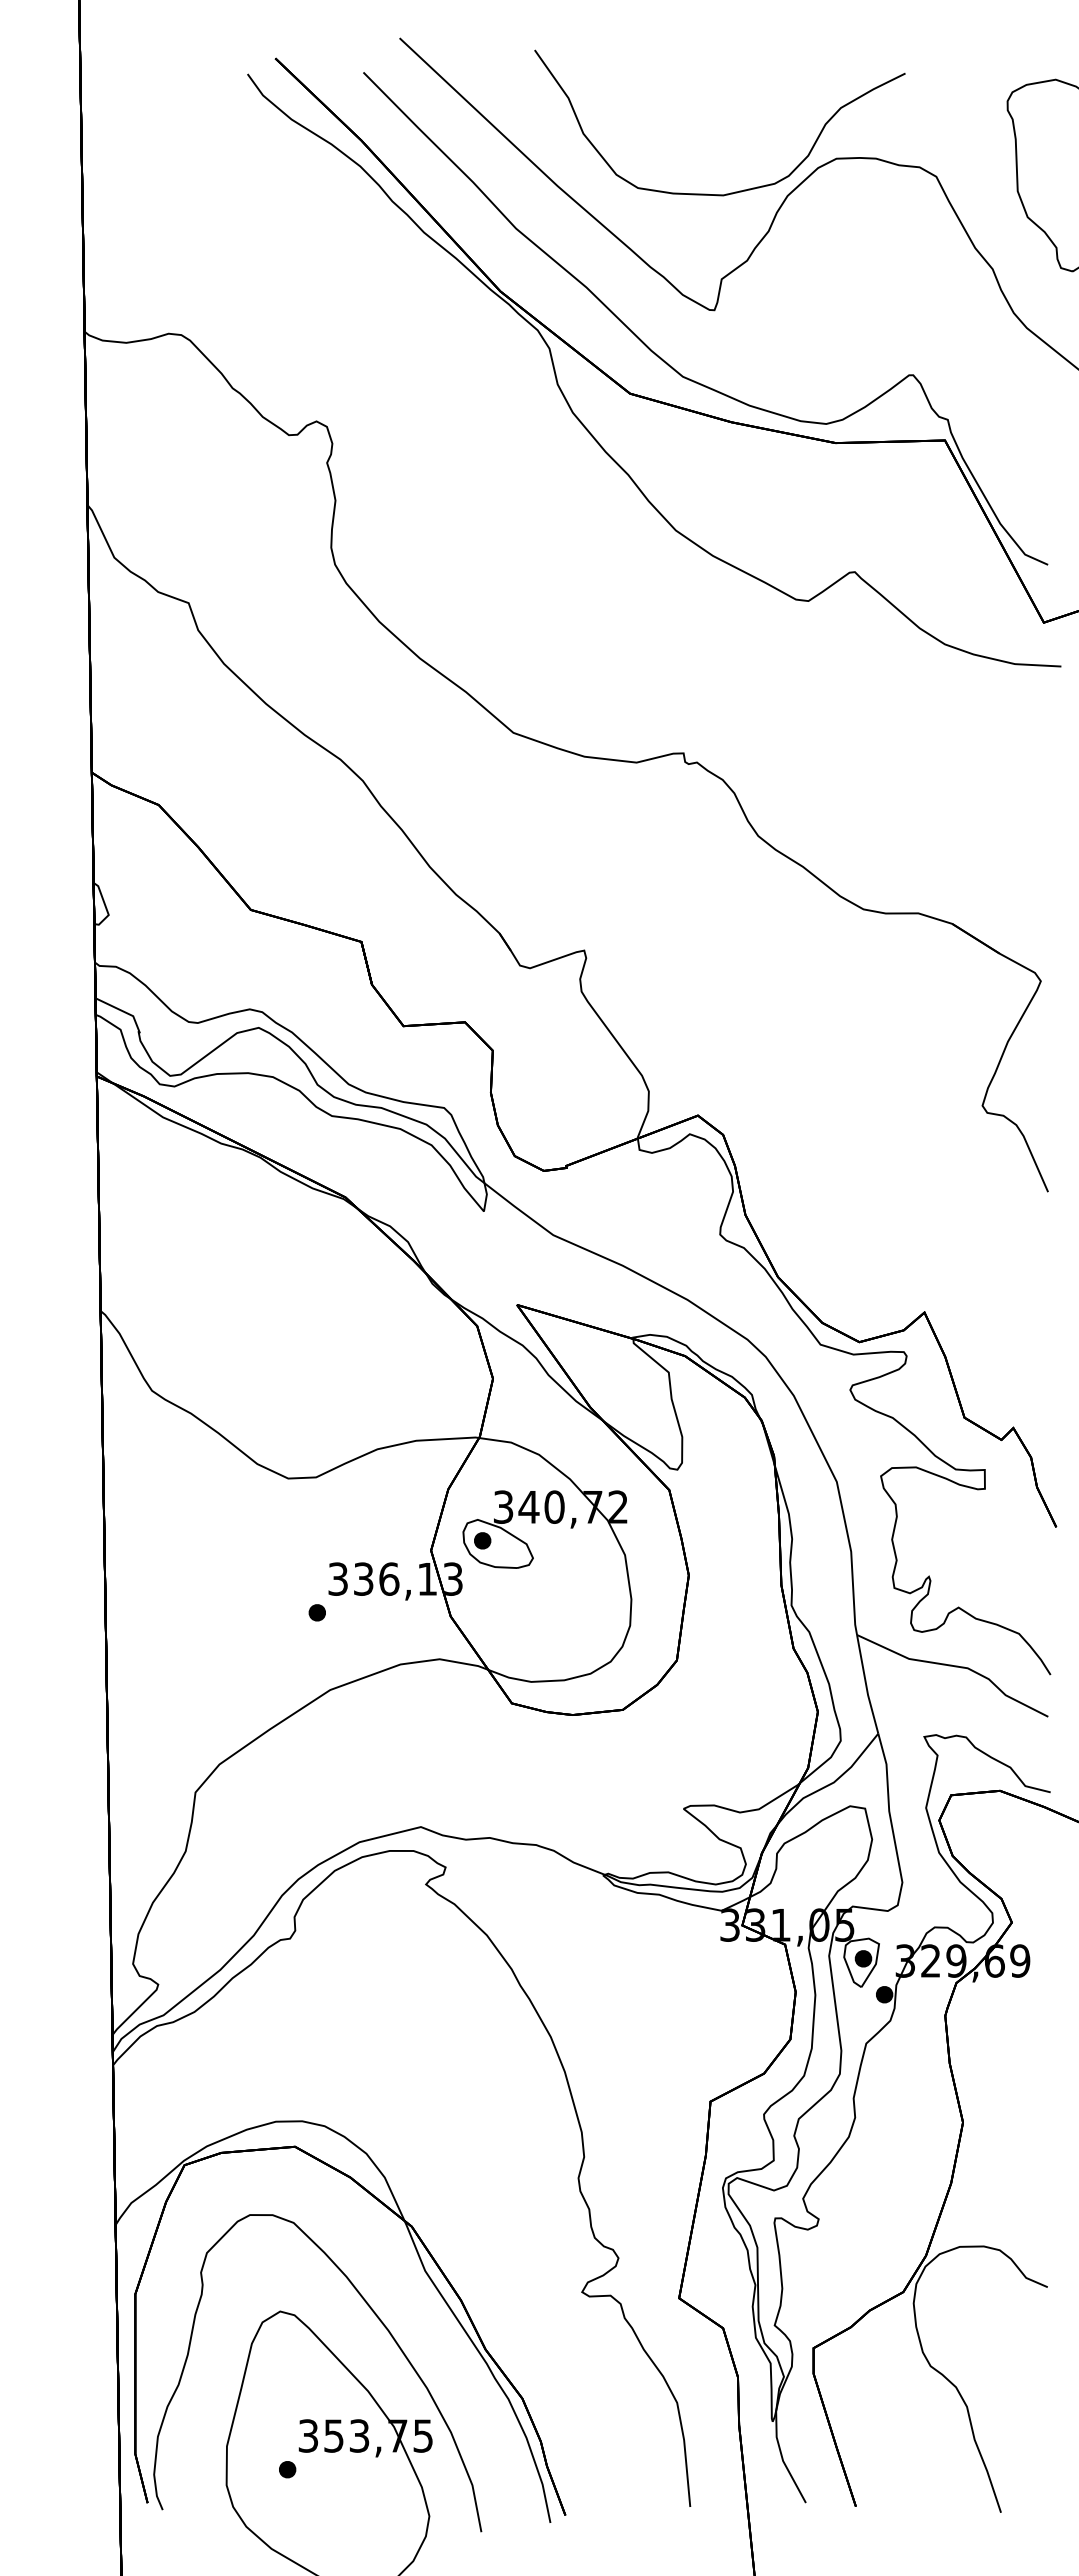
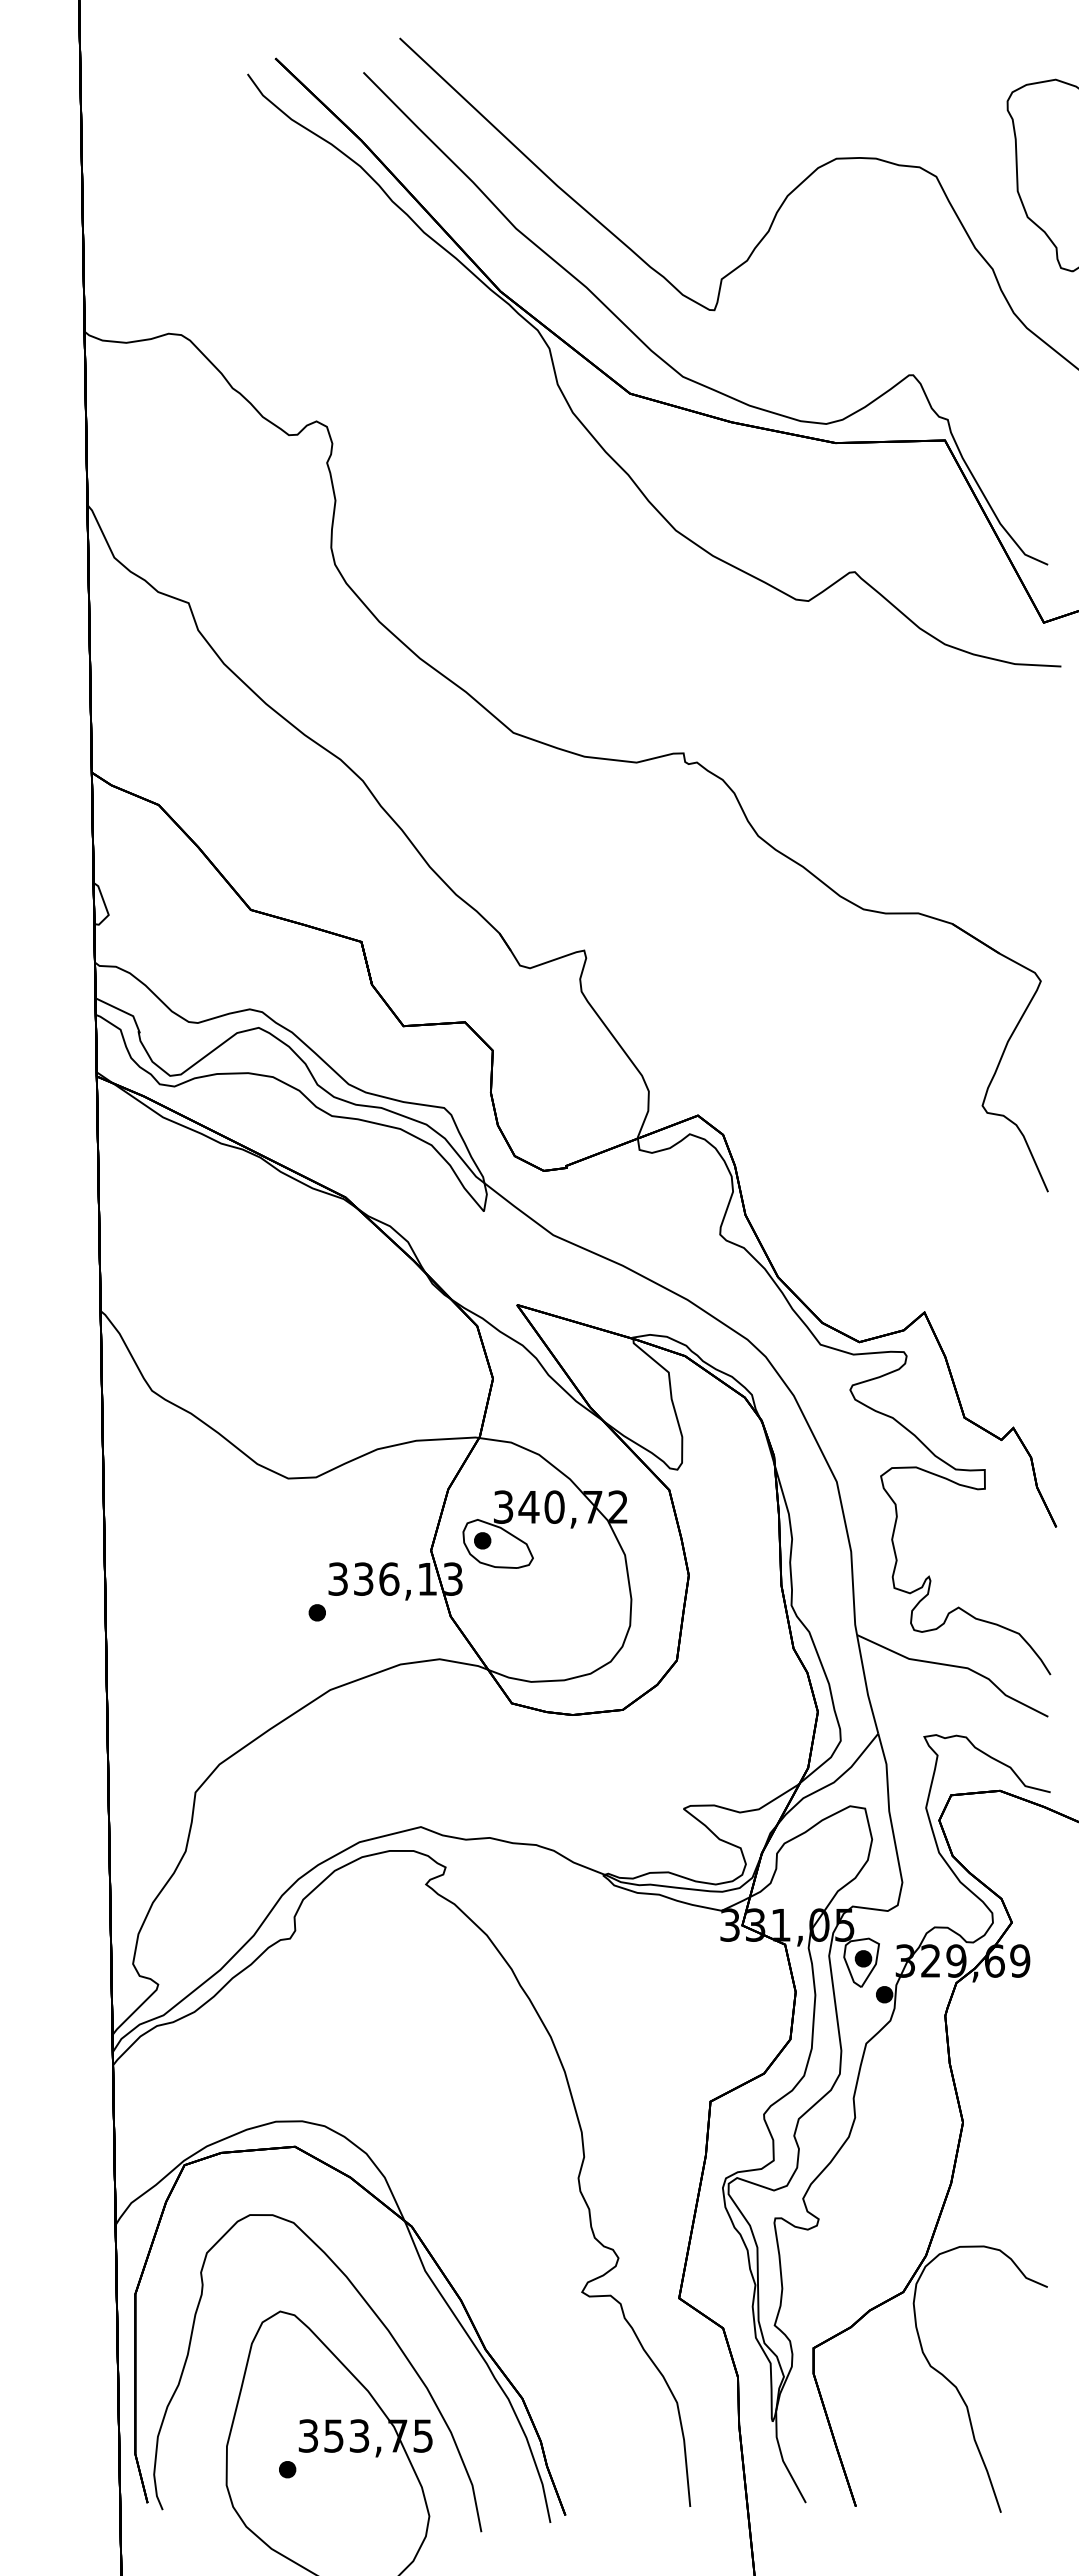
curve: present -> none (735, 191)
